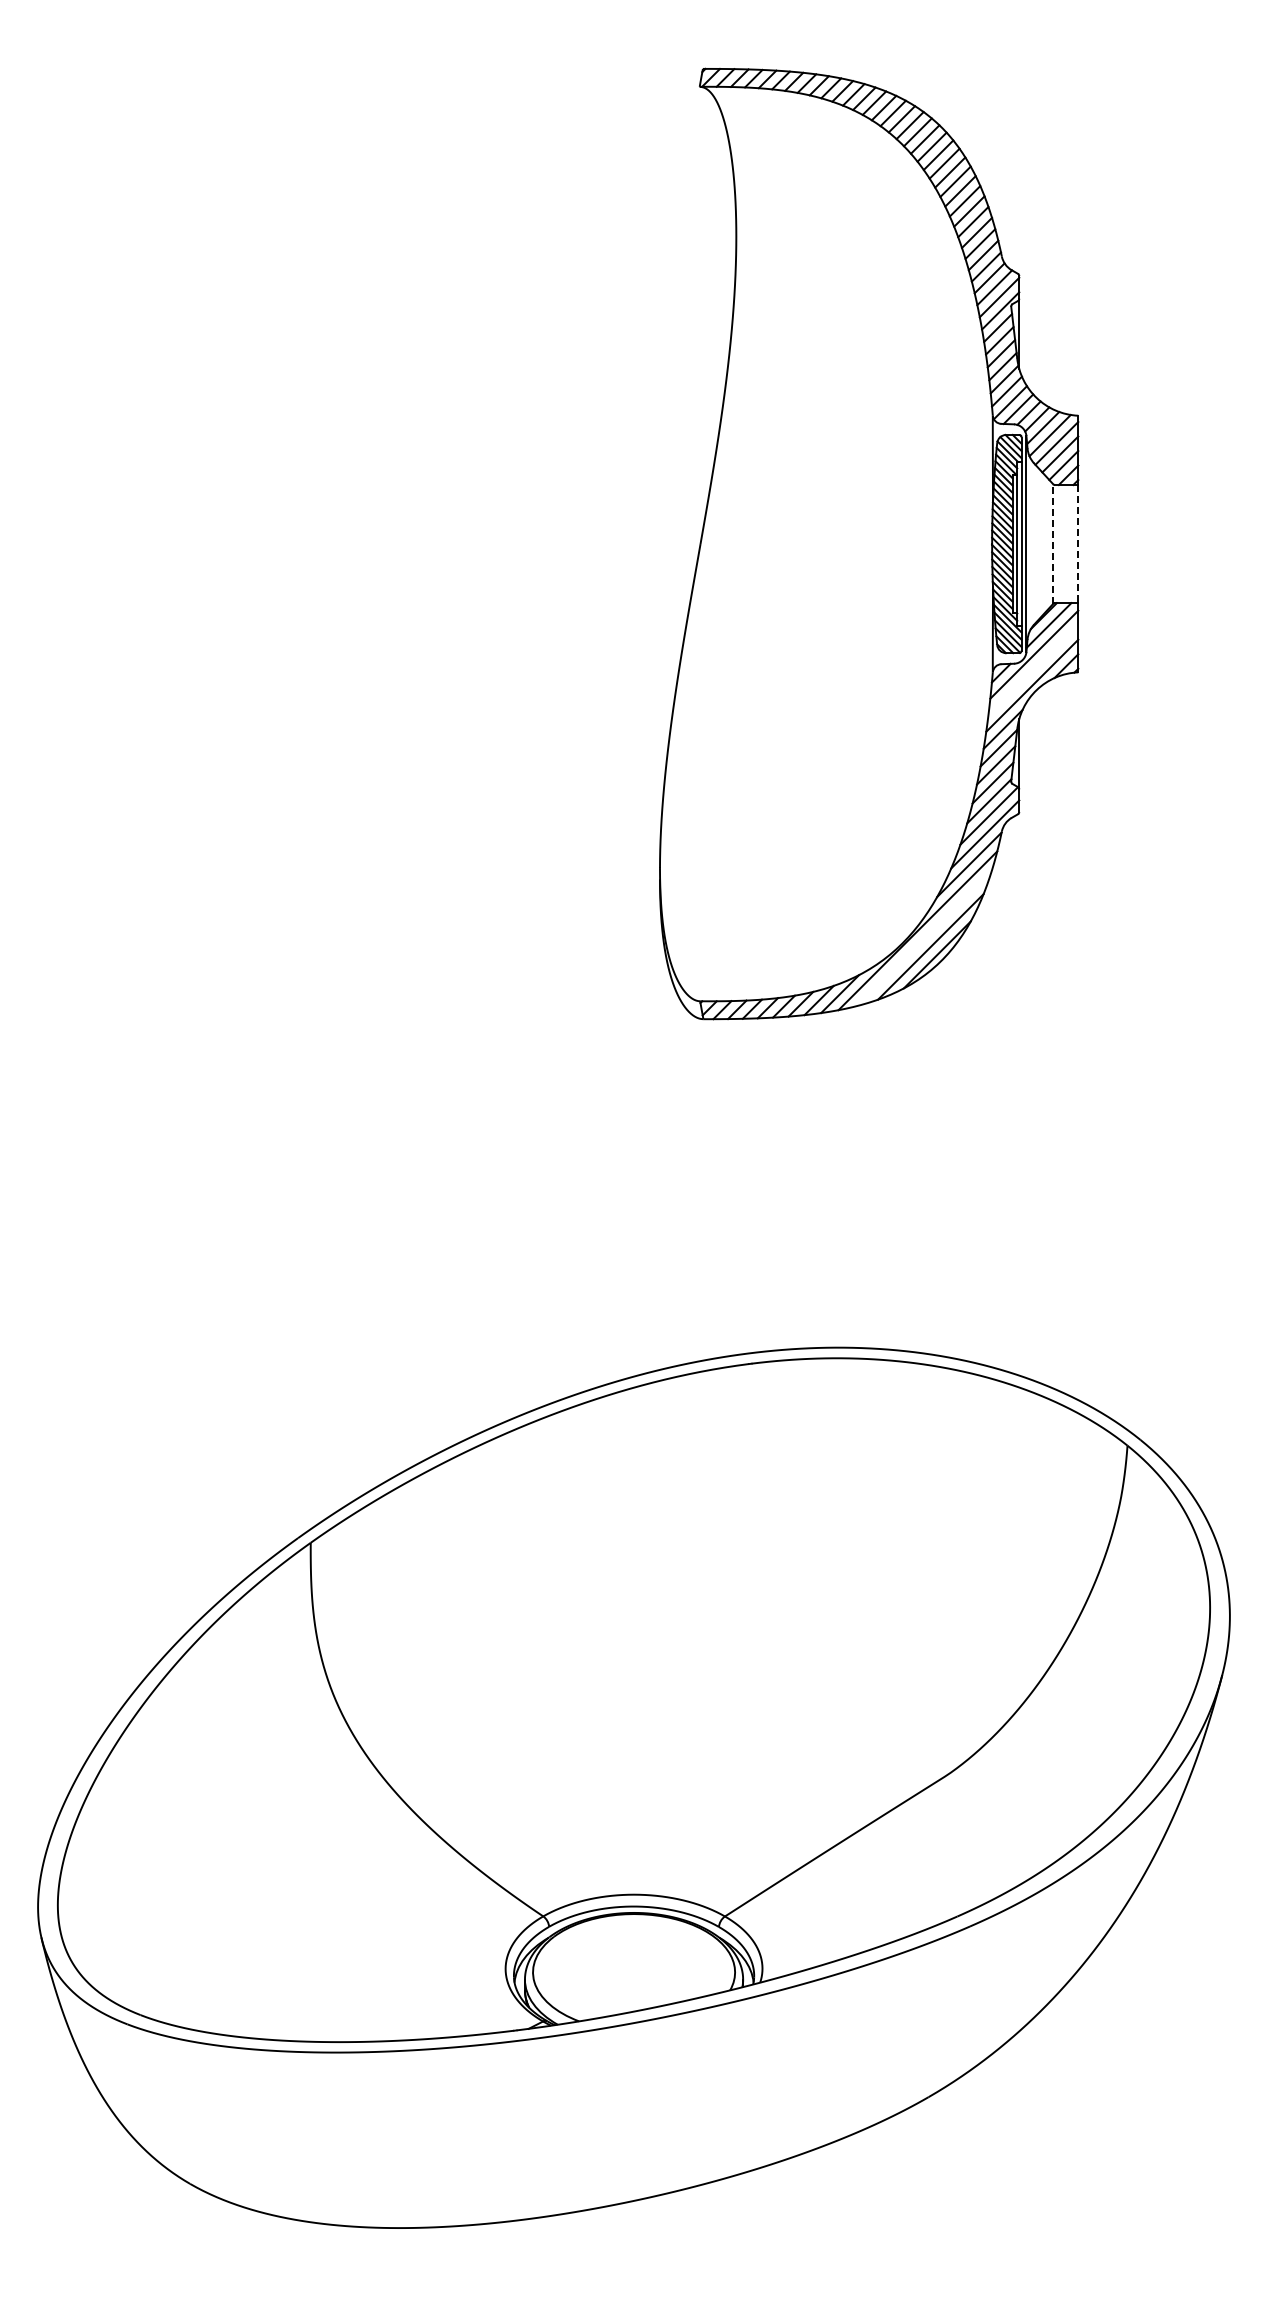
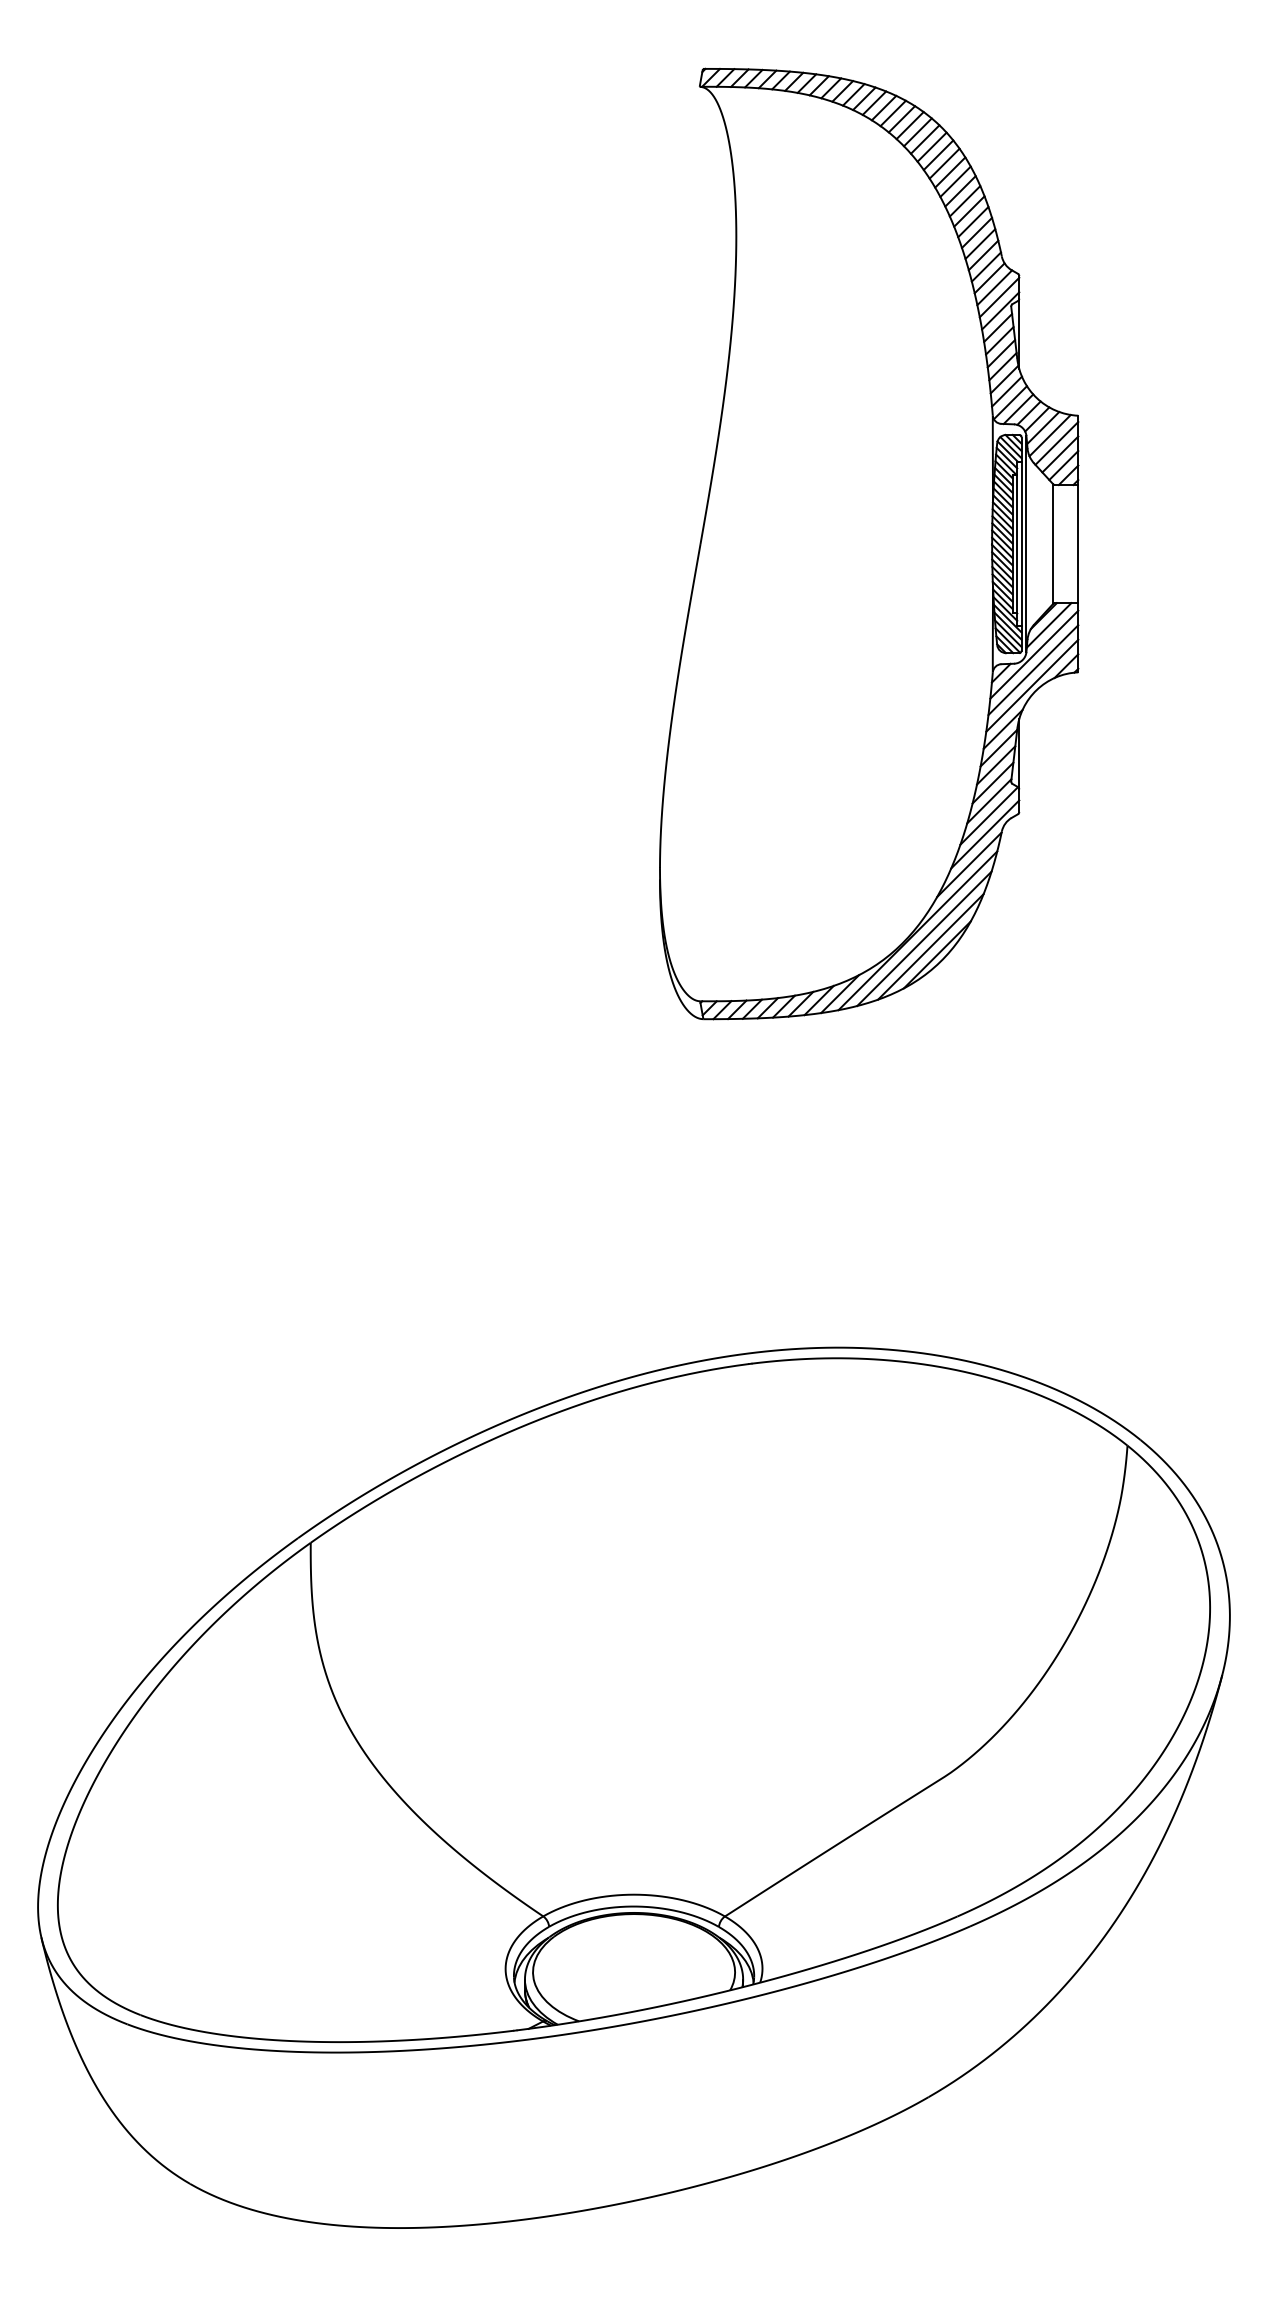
line: dashed -> solid (1053, 544)
line: dashed -> solid (1078, 544)
line: none -> present (1033, 670)
line: none -> present (924, 938)
